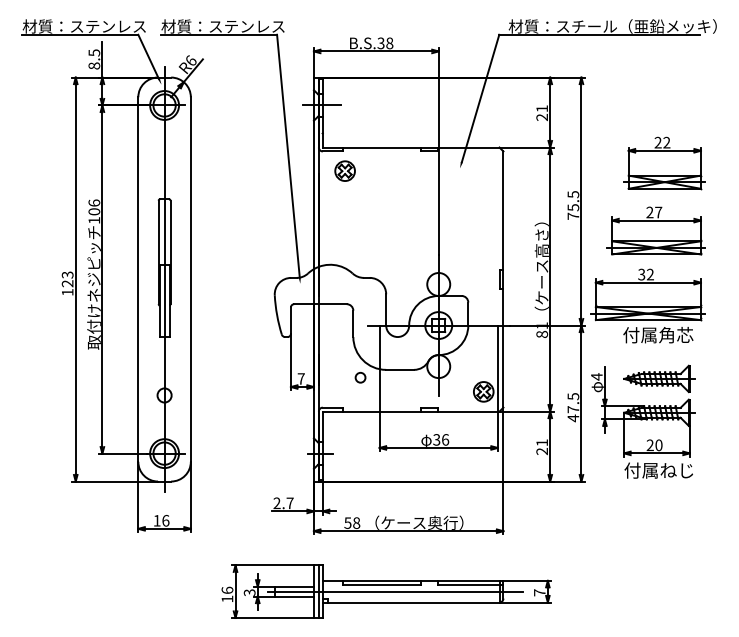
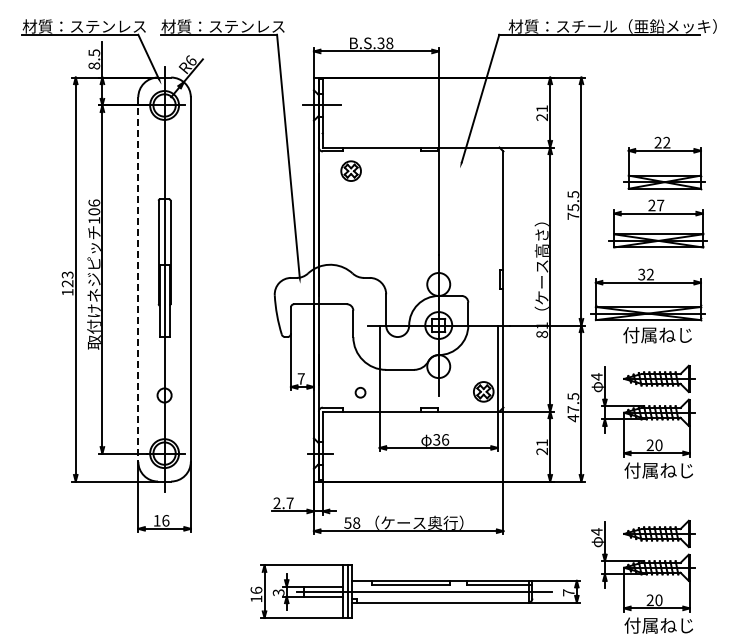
part position: (344, 170) -> (350, 170) (350, 170)
part position: (655, 230) -> (657, 223) (657, 223)
line: solid -> dashed (138, 280)
text: 付属角芯 -> 付属ねじ (676, 334)
circle position: (360, 377) -> (360, 392) (360, 392)
part: none -> present (643, 576)
part position: (386, 591) -> (415, 591) (415, 591)
